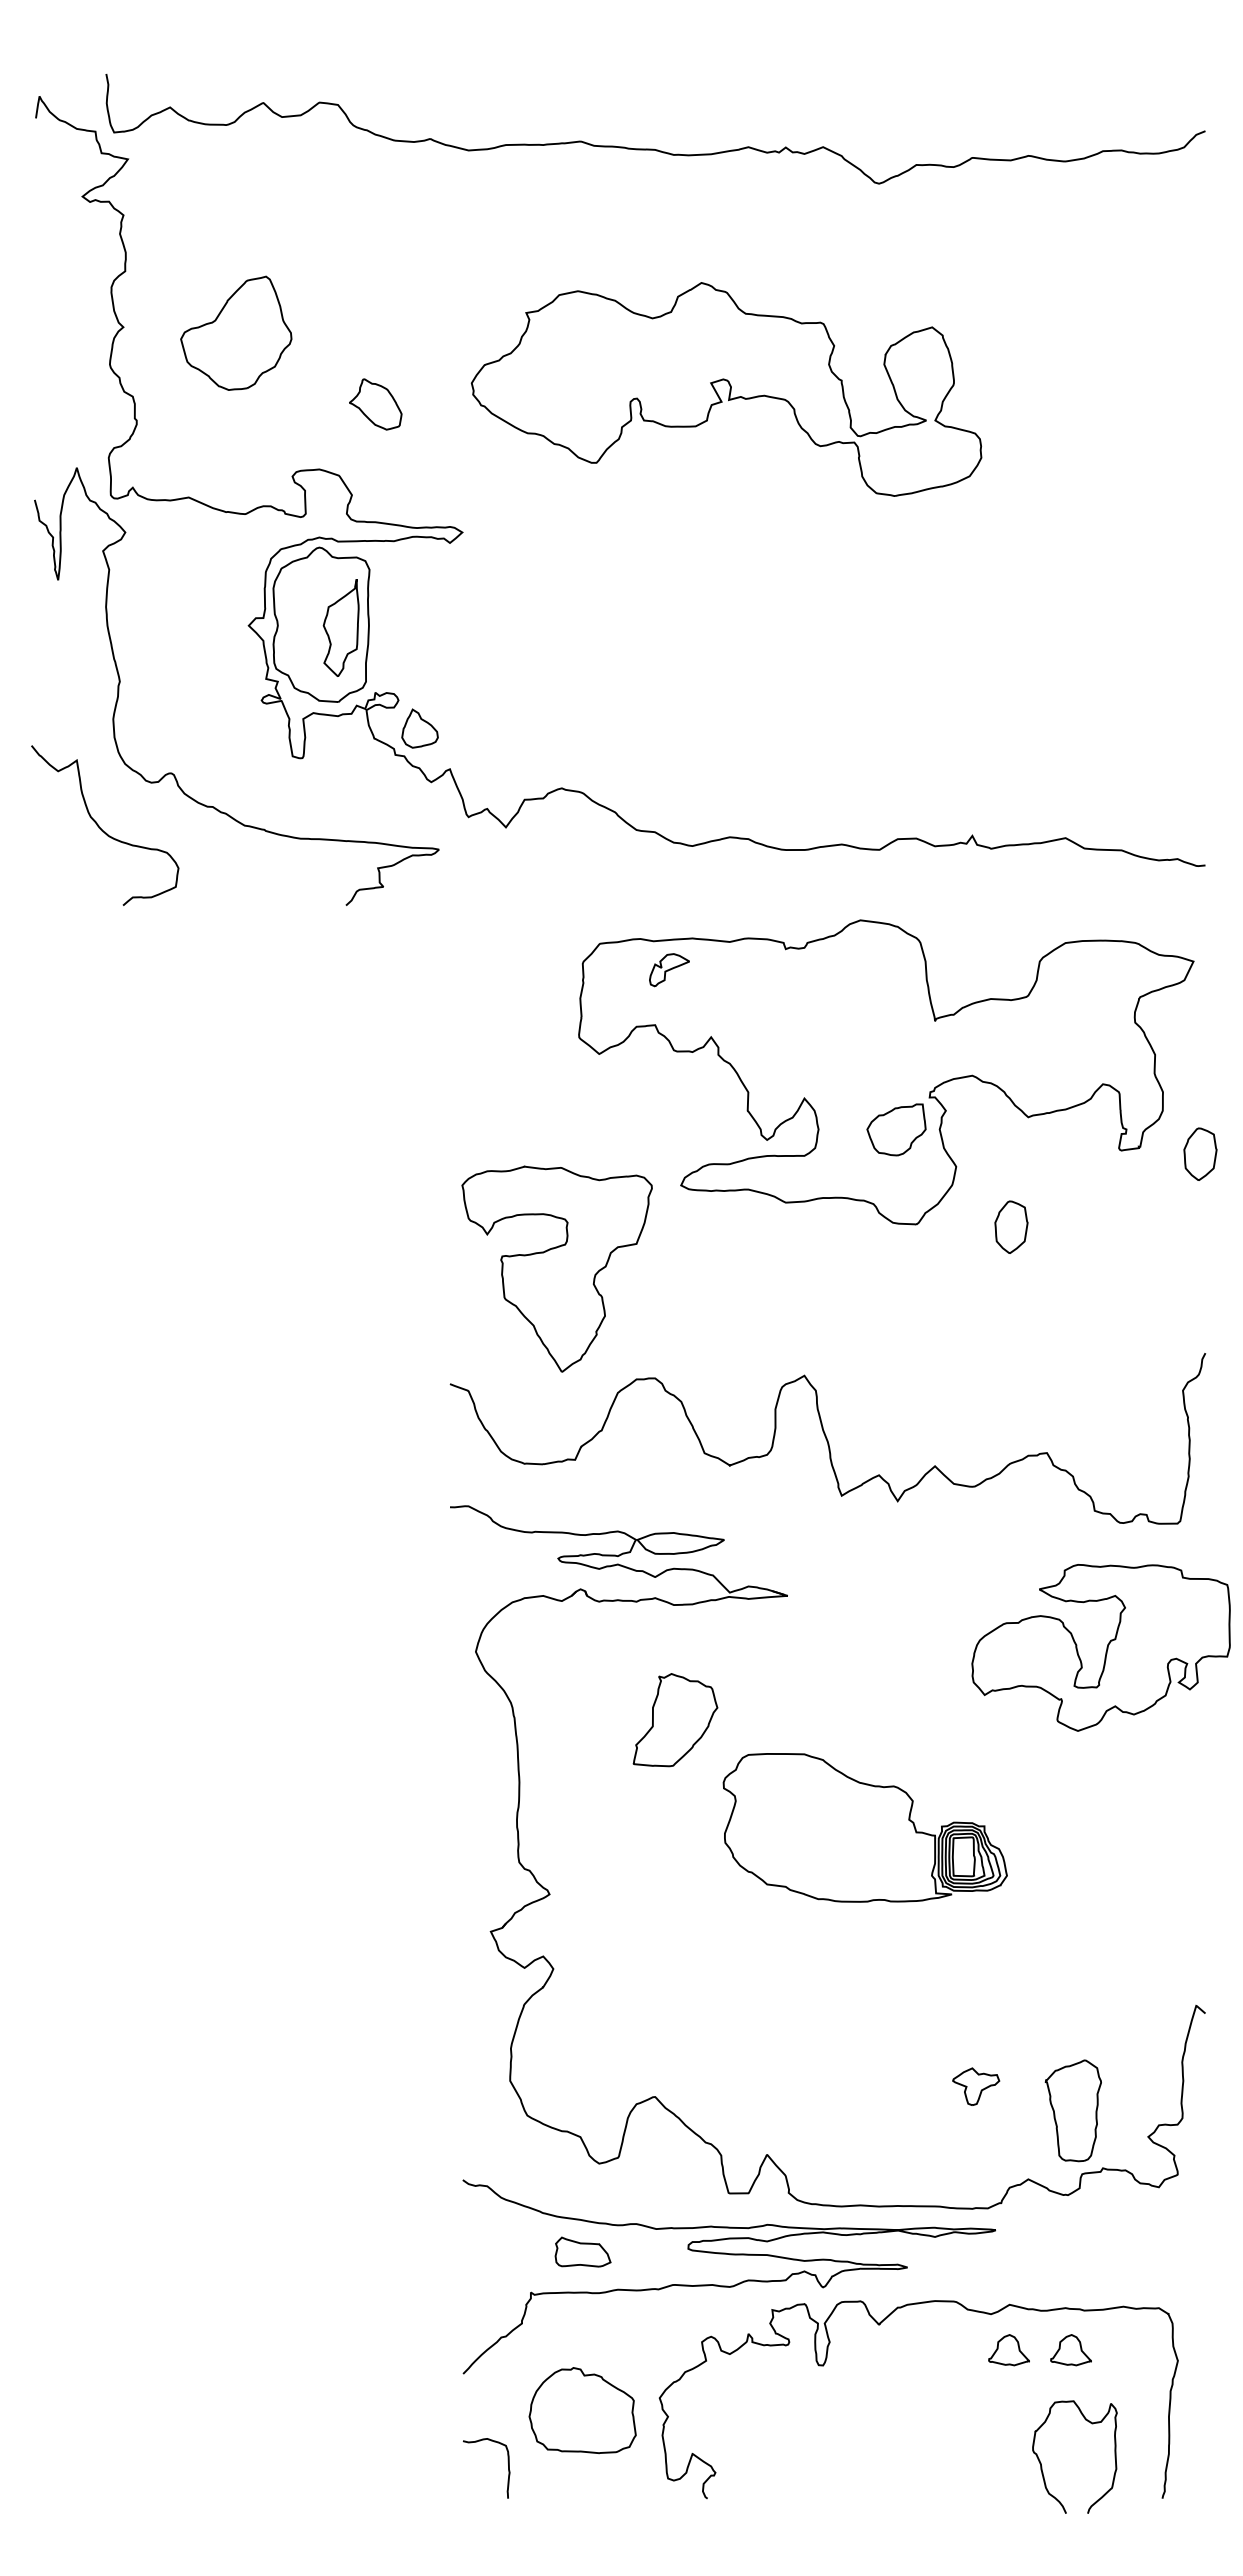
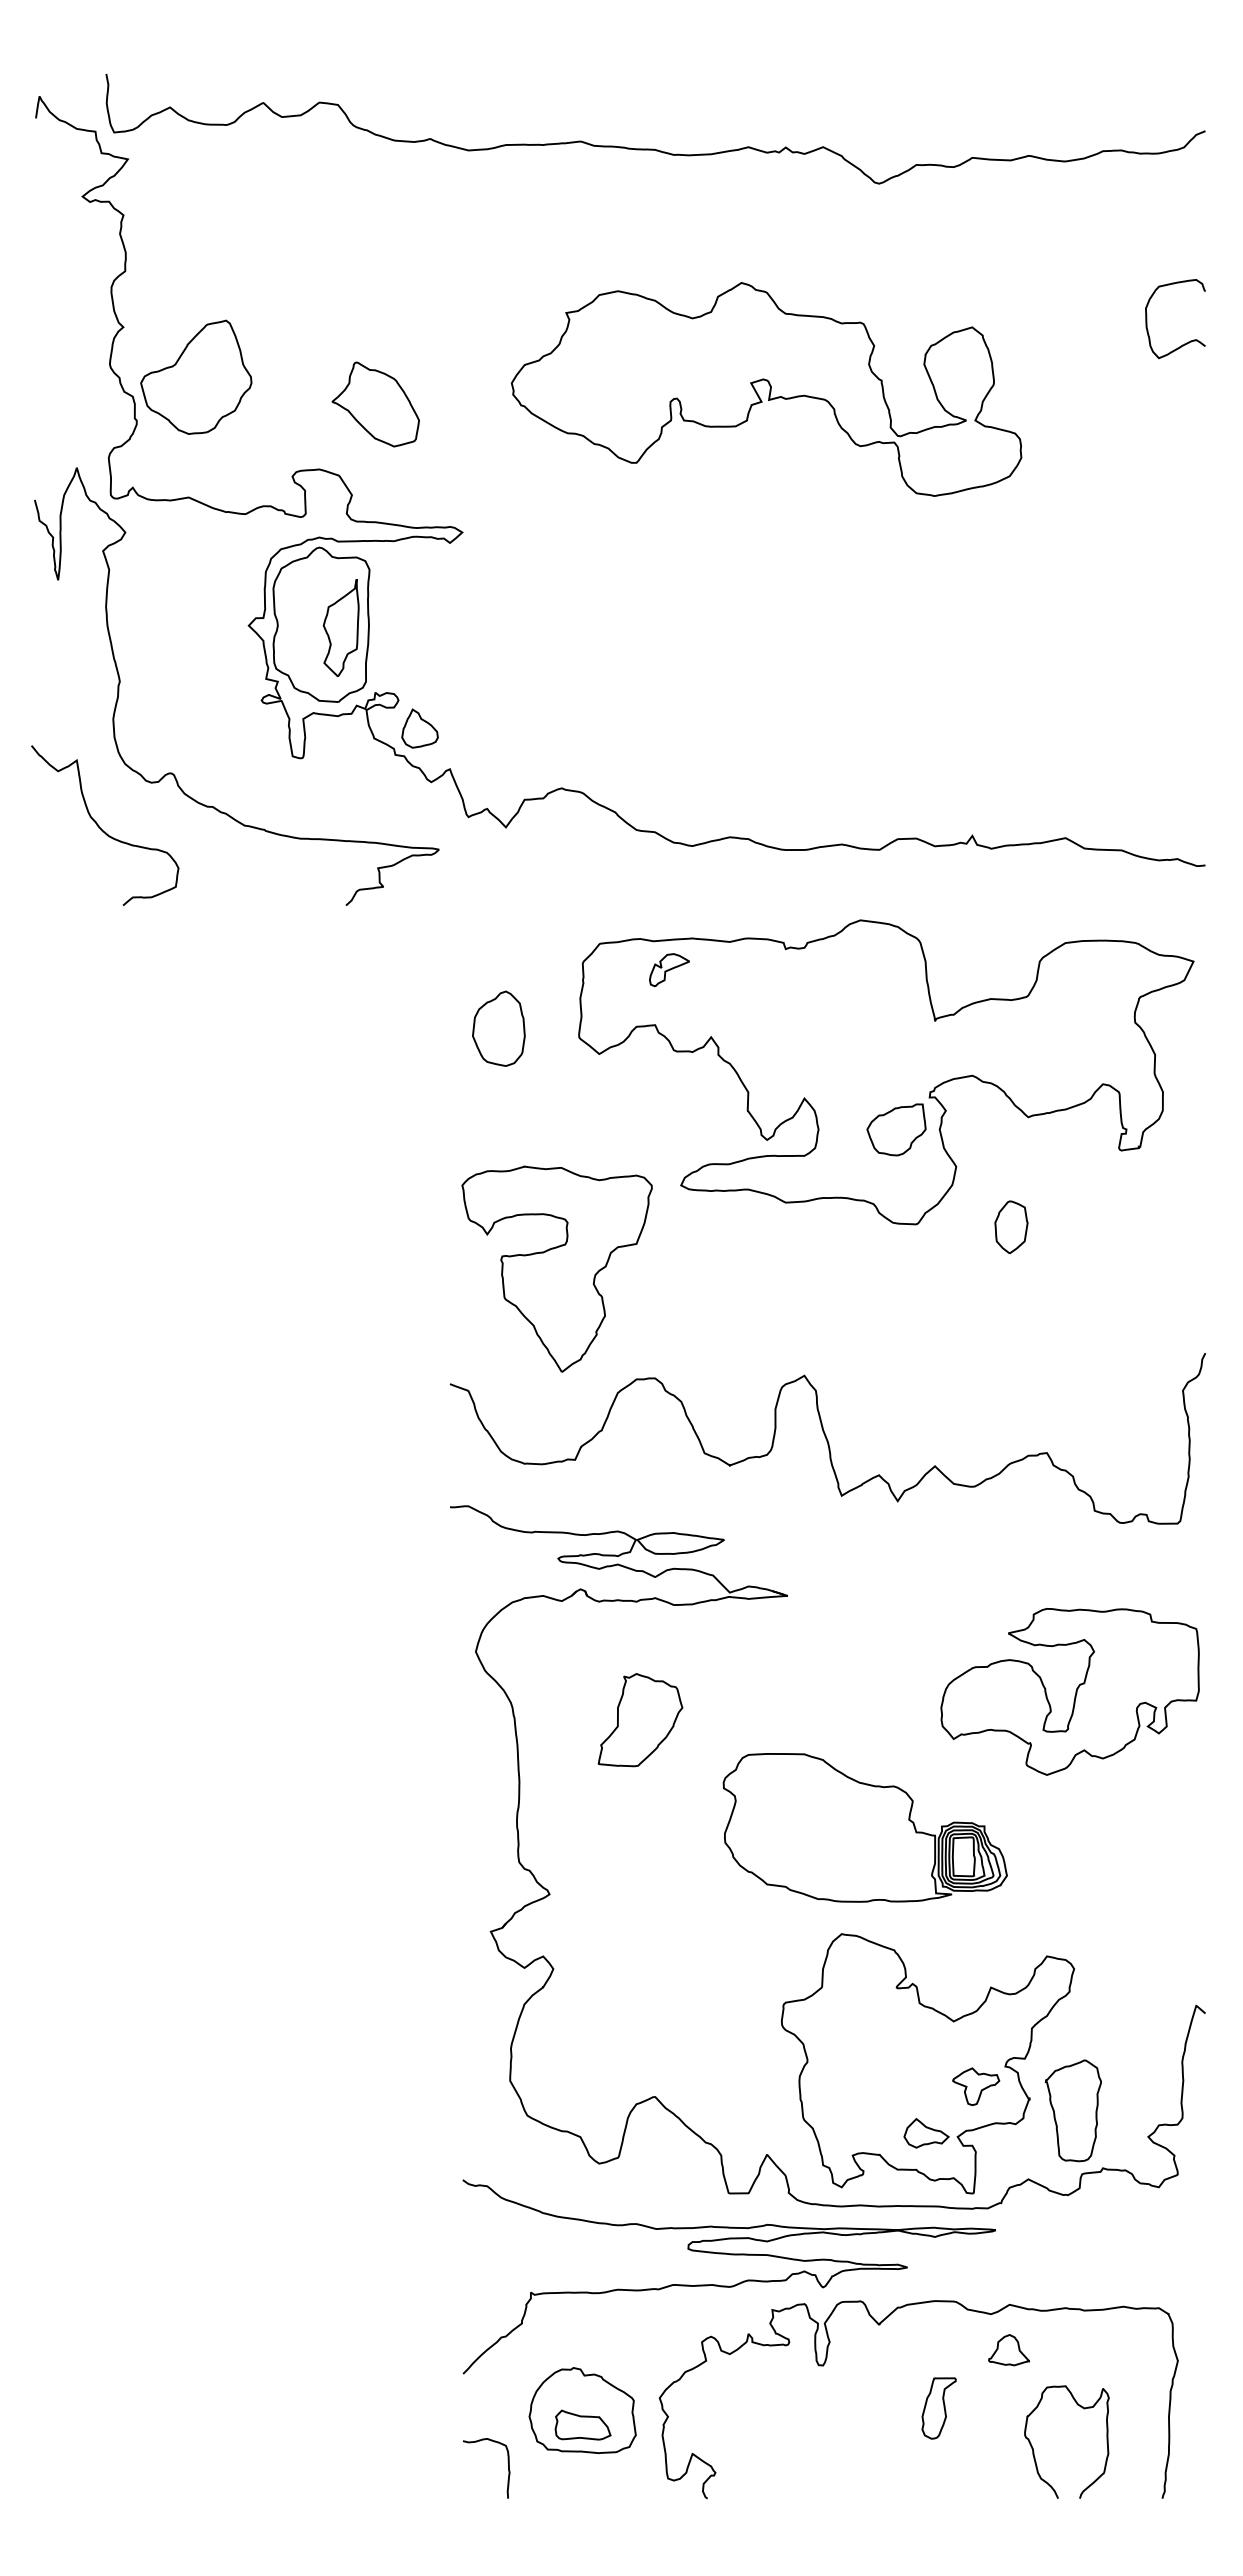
part position: (236, 332) -> (196, 376) (196, 376)
curve: none -> present (1186, 342)
part position: (726, 389) -> (766, 389) (766, 389)
part size: 54x53 px -> 89x87 px (375, 404)
part: none -> present (498, 1028)
part: present -> none (1200, 1153)
part position: (1100, 1647) -> (1069, 1691) (1069, 1691)
part position: (675, 1720) -> (640, 1720) (640, 1720)
part: none -> present (927, 2063)
part position: (582, 2251) -> (582, 2424) (582, 2424)
part: present -> none (1070, 2350)
part: none -> present (938, 2408)
curve position: (1042, 2466) -> (1034, 2451) (1034, 2451)
